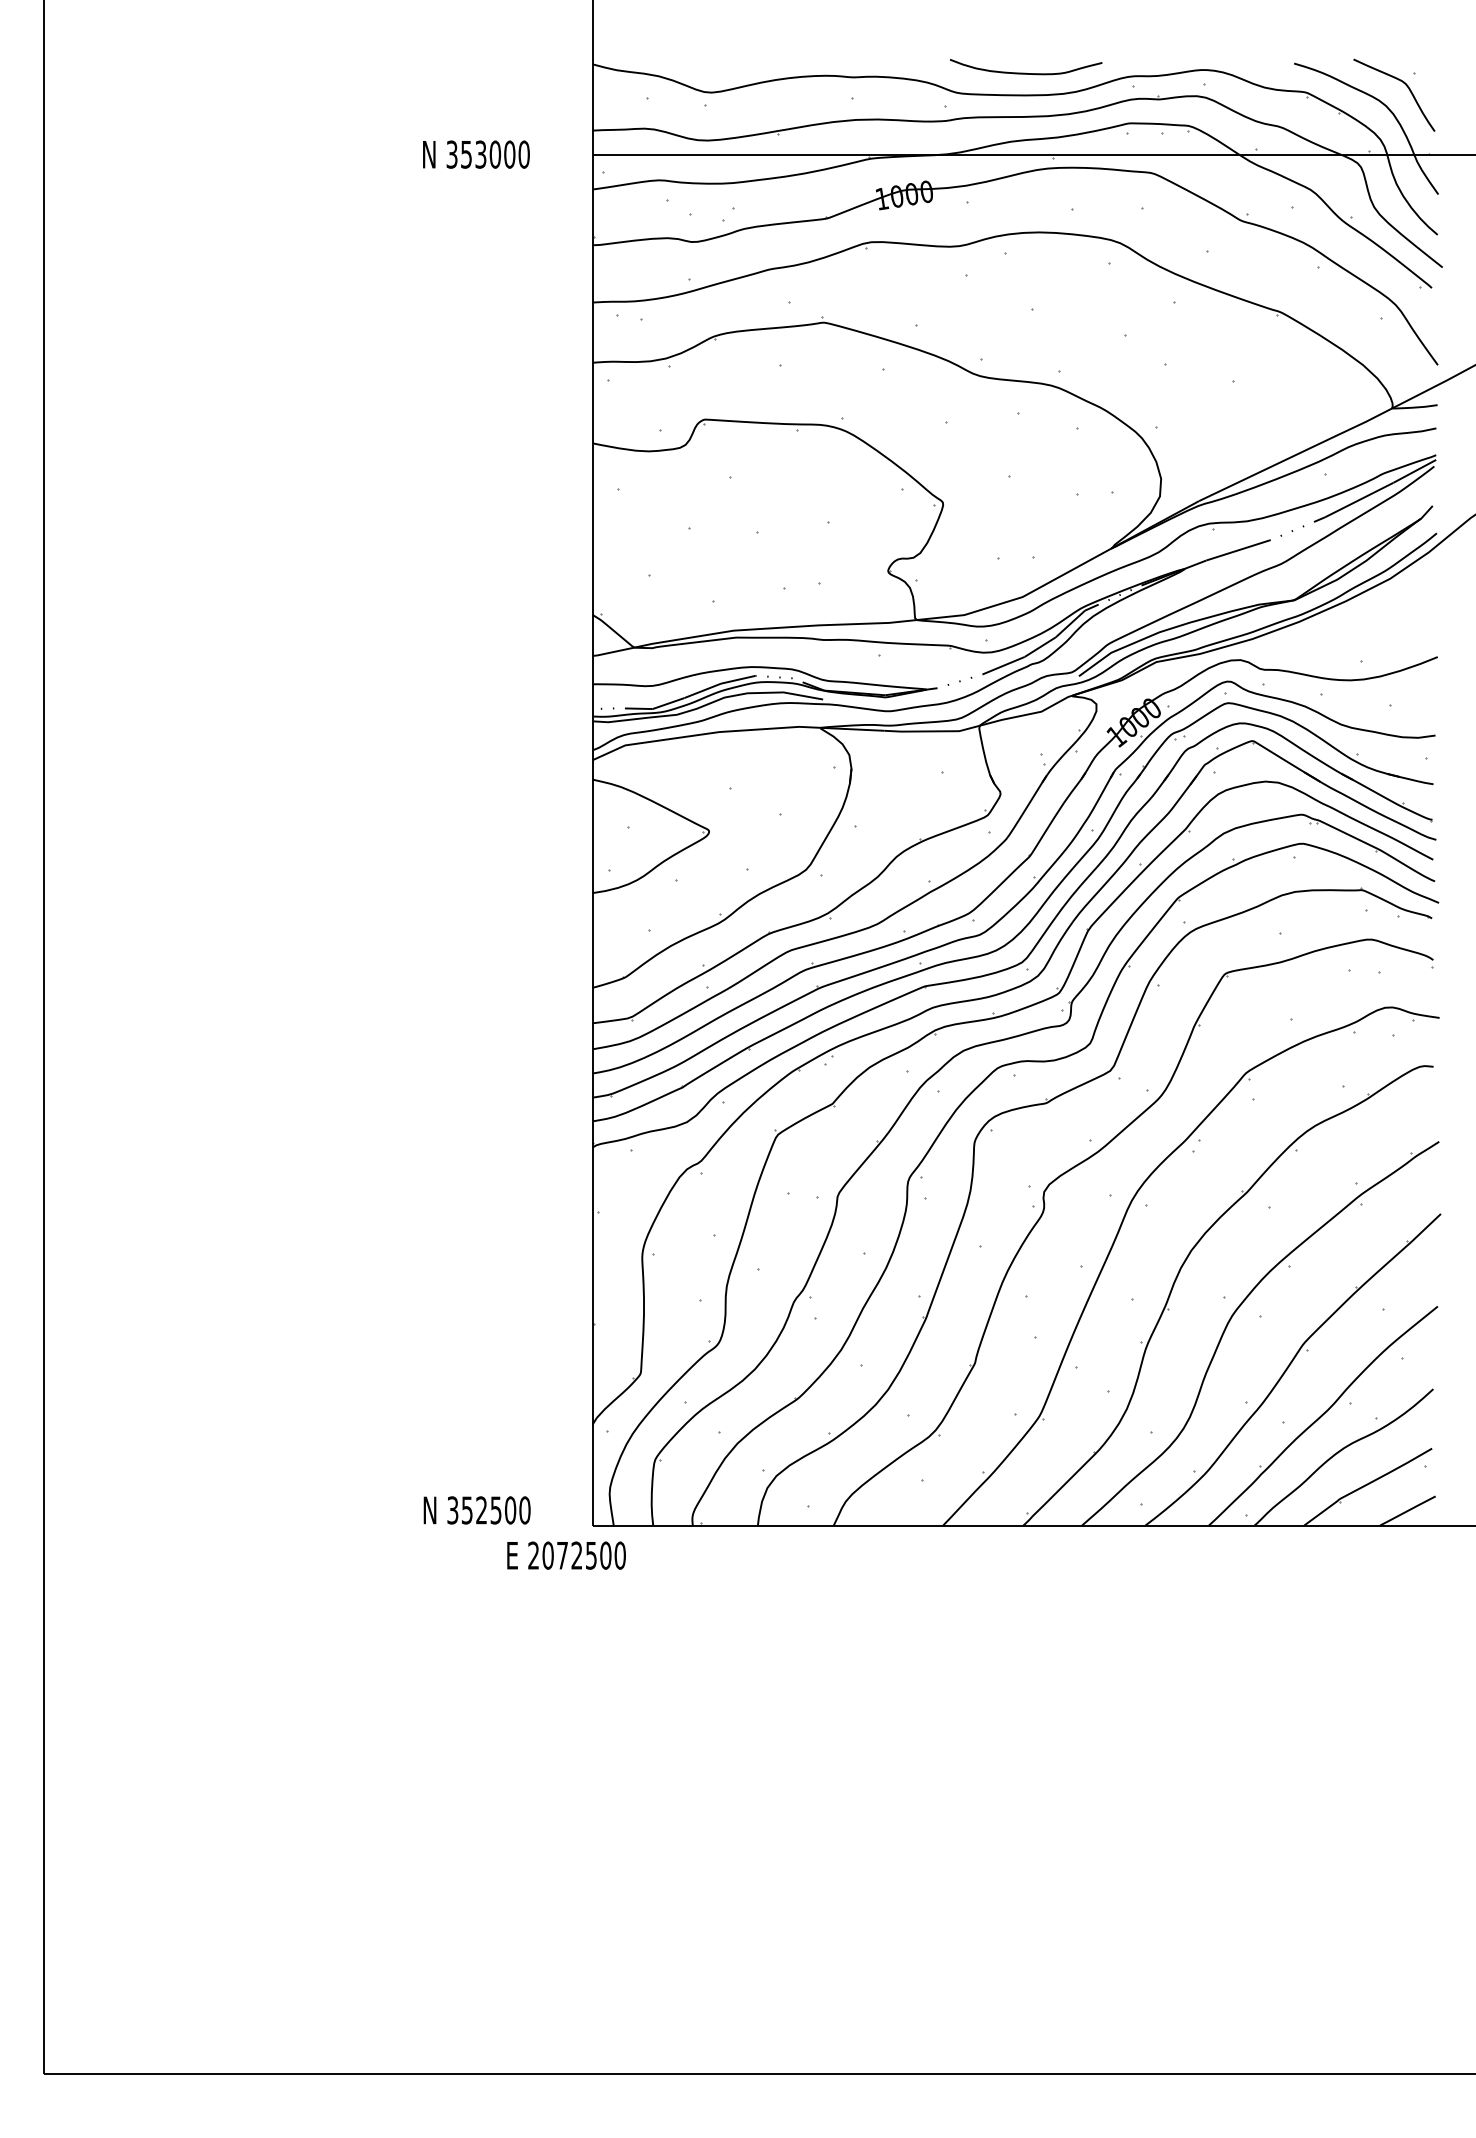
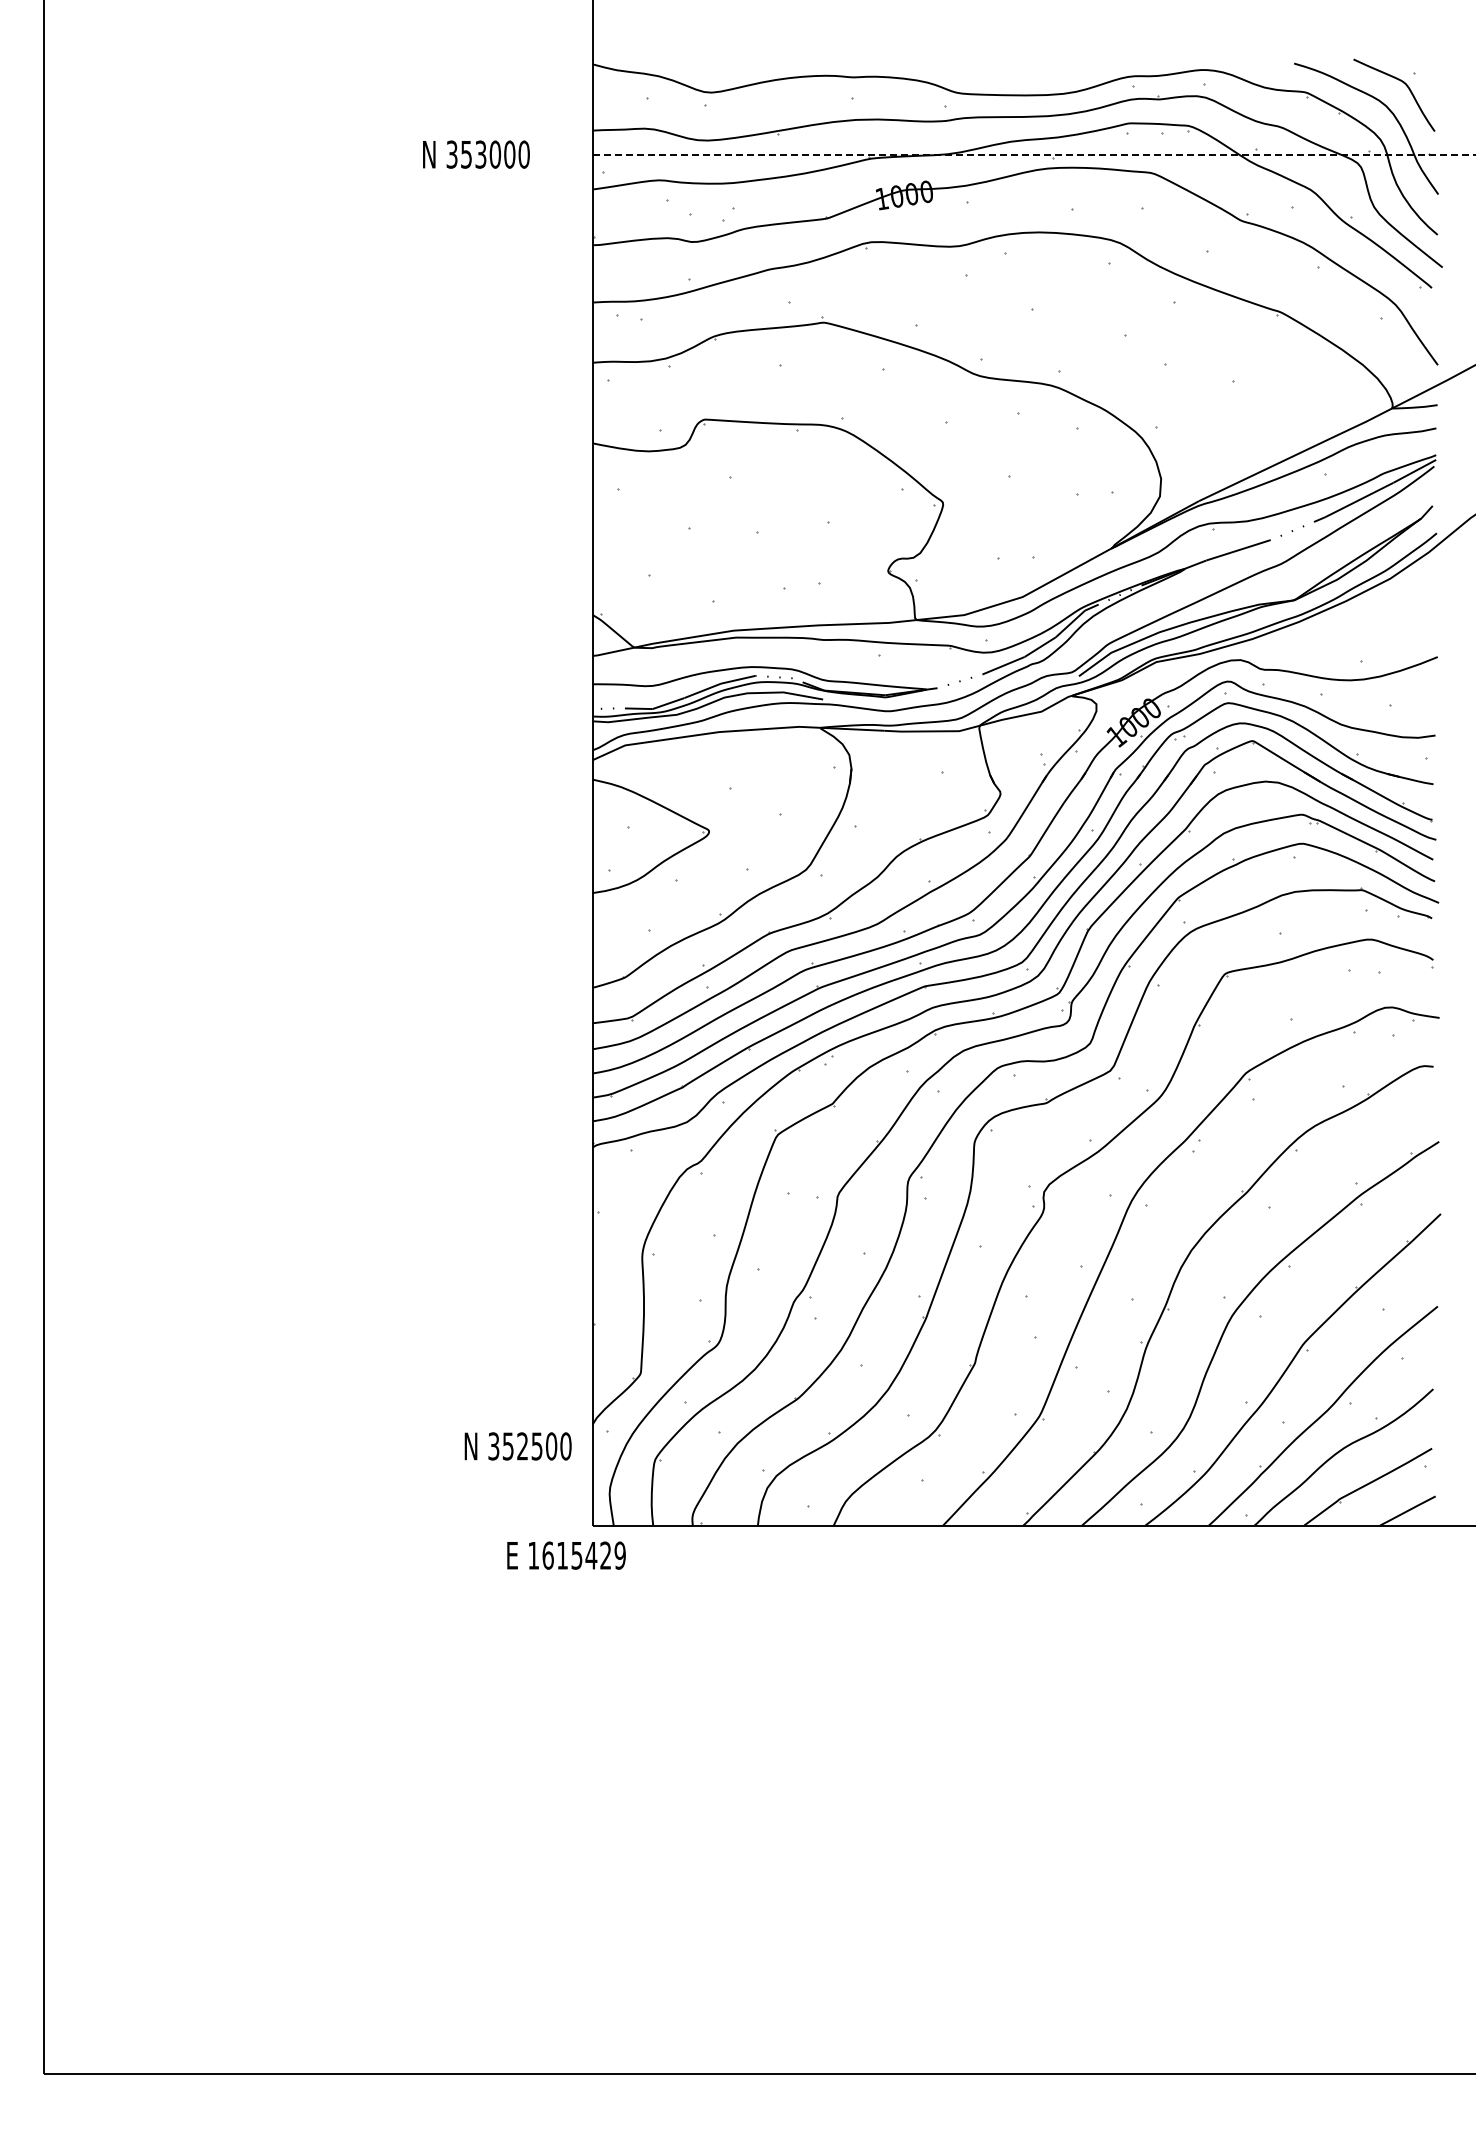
curve: present -> none (1025, 72)
line: solid -> dashed (1034, 154)
text position: (476, 1510) -> (517, 1446) (517, 1446)
text: 2072500 -> 1615429 (576, 1555)
